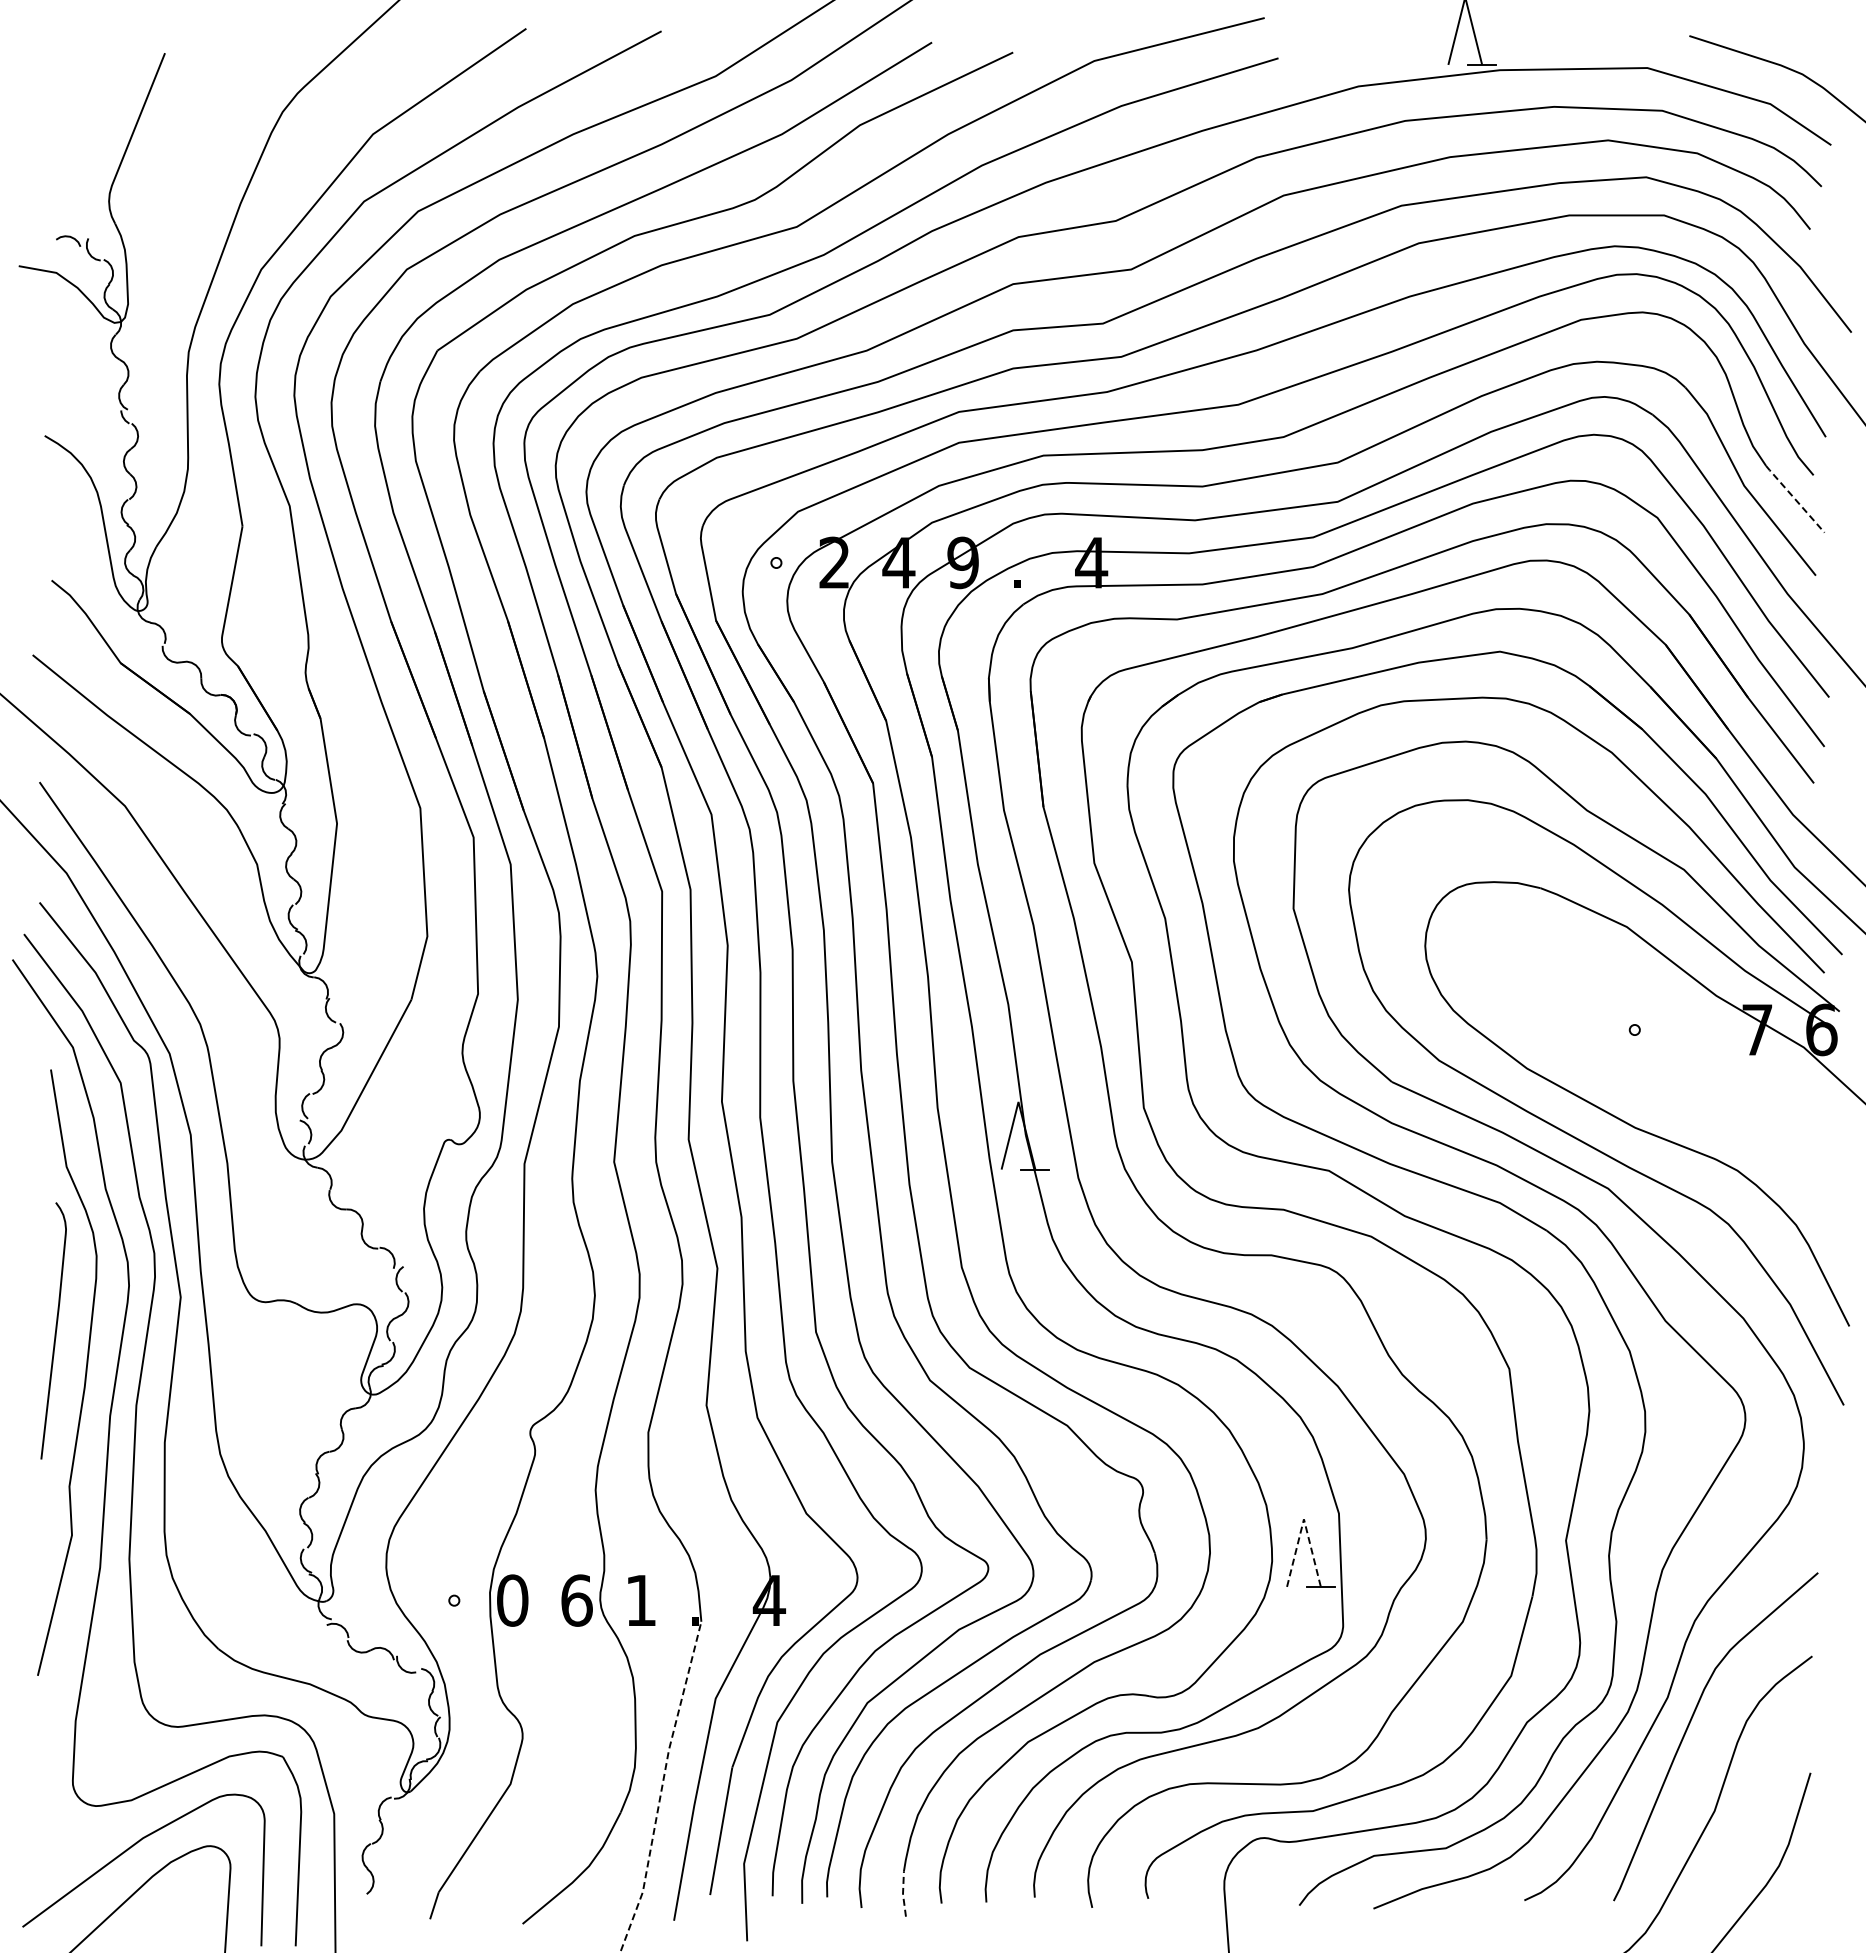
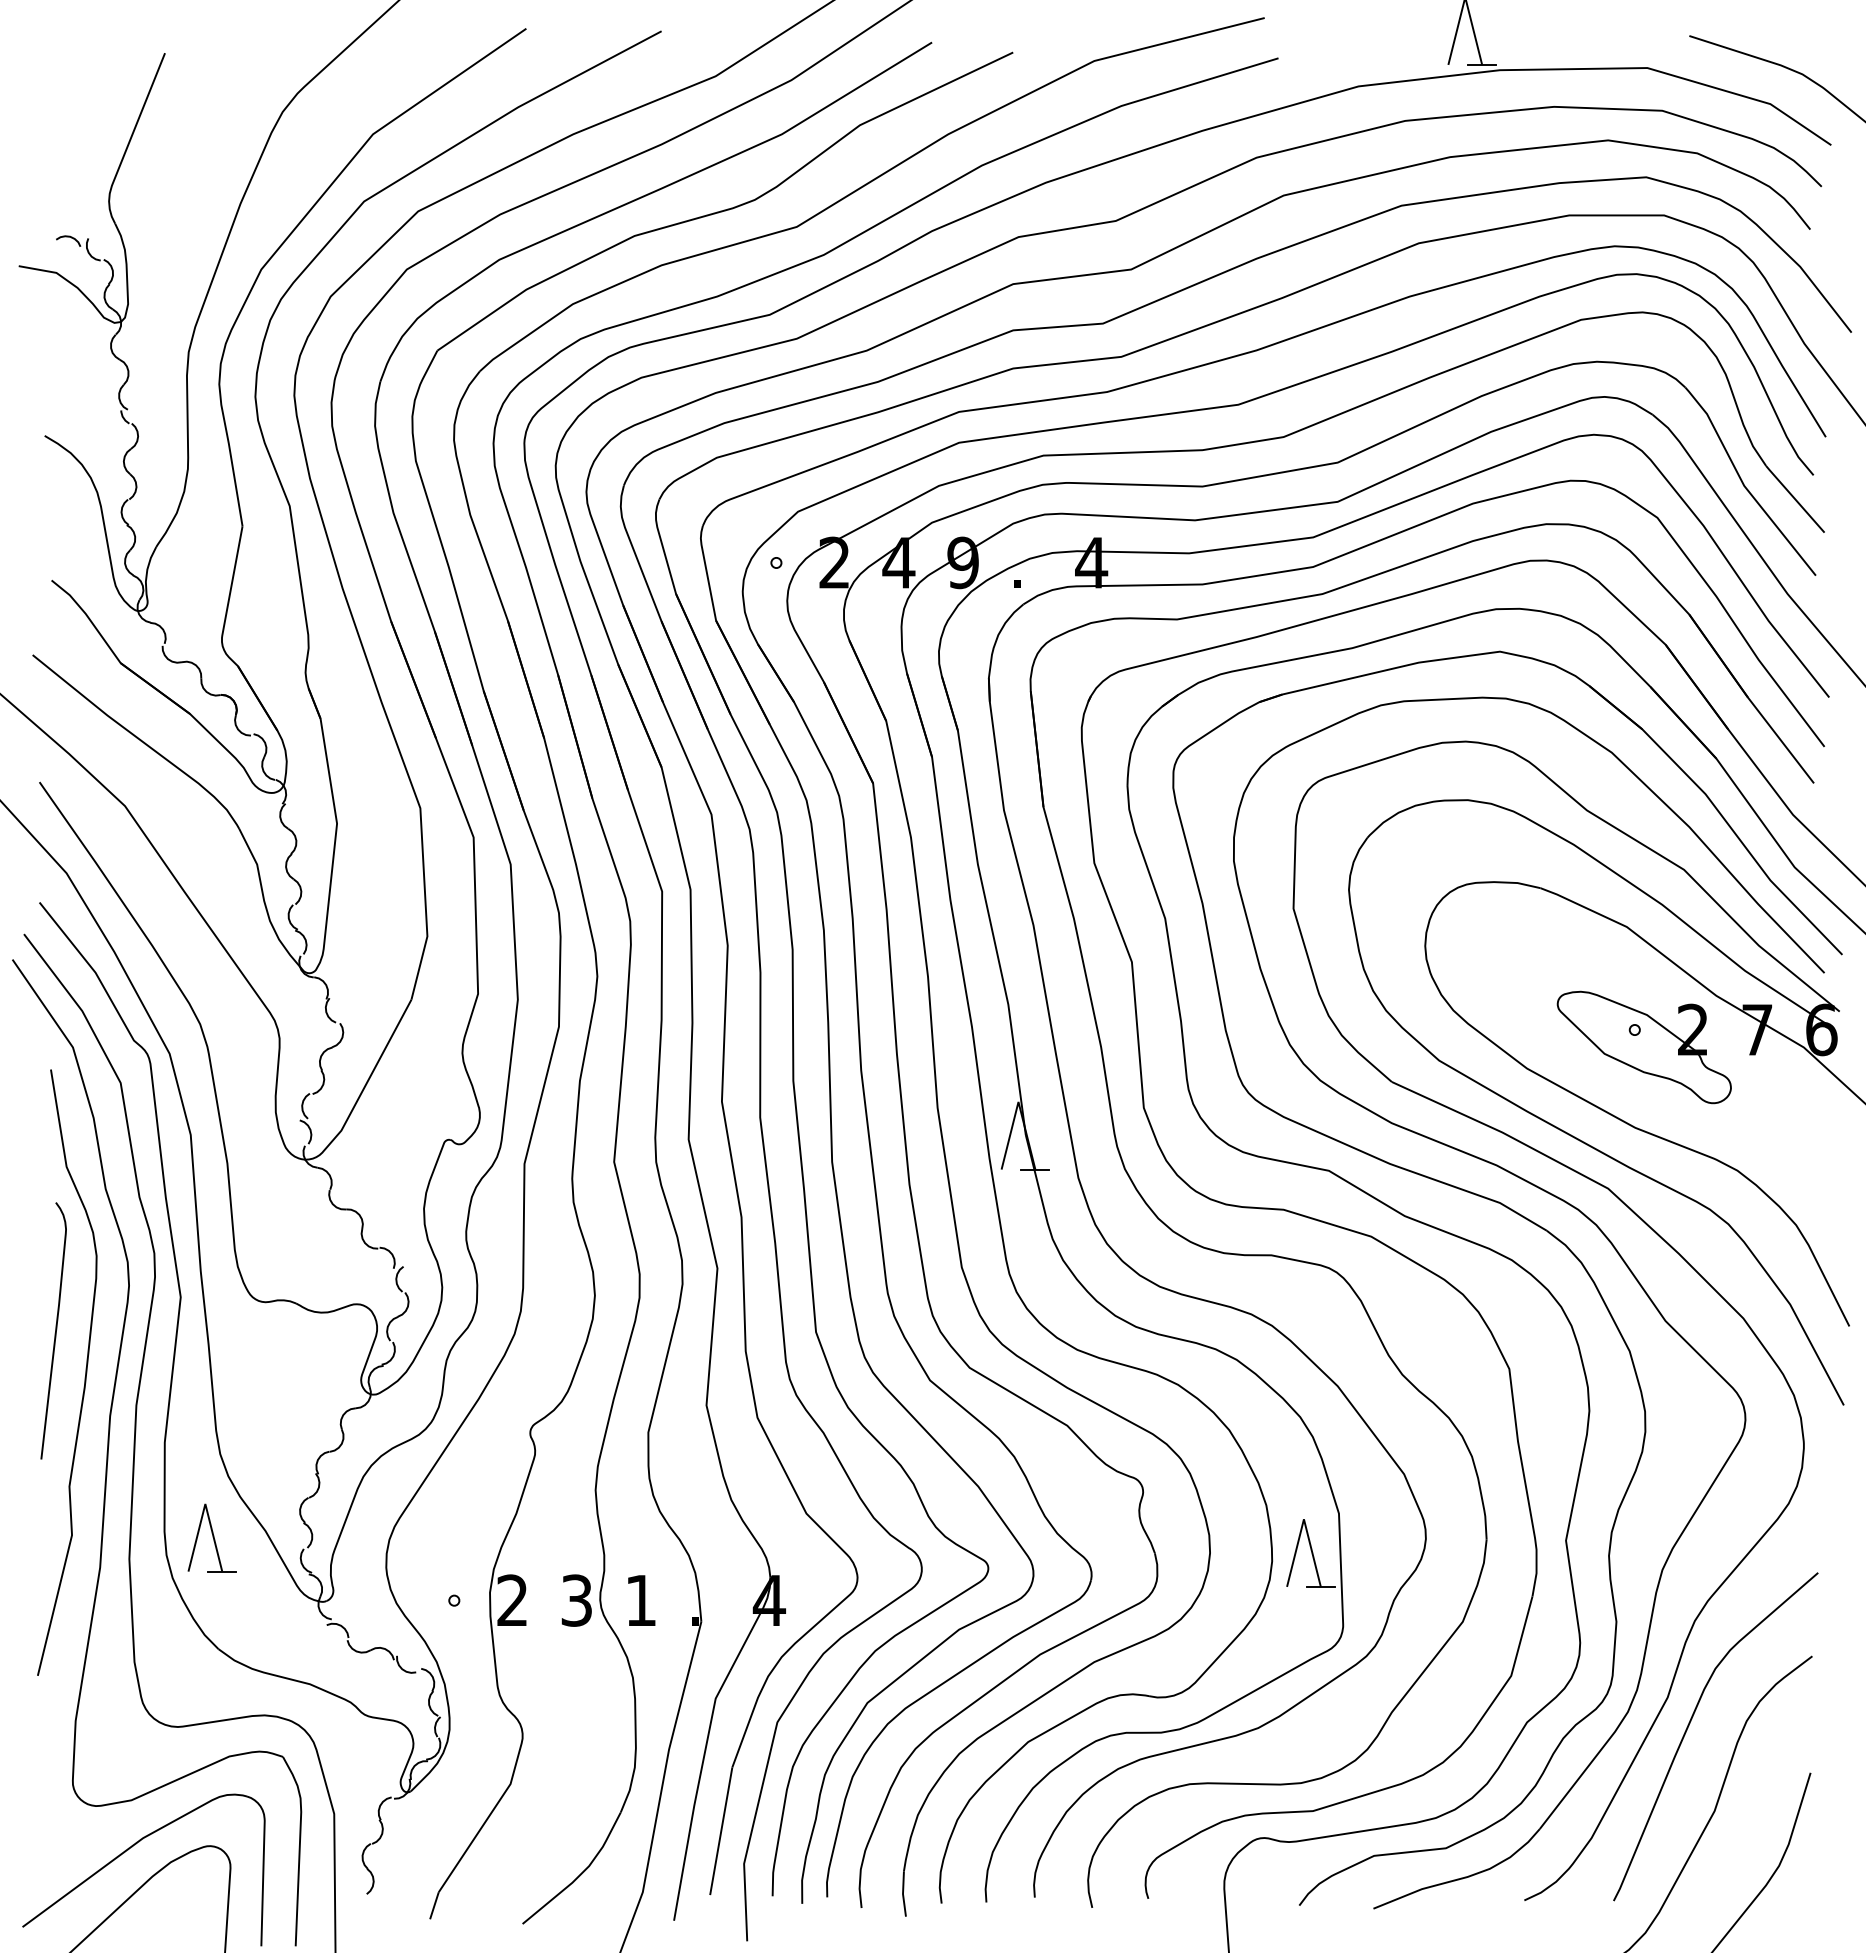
line: dashed -> solid (1795, 499)
part: none -> present (1643, 1047)
line: dashed -> solid (1303, 1519)
part: none -> present (211, 1537)
text: 0 -> 2 (512, 1600)
text: 6 -> 3 (576, 1600)
line: dashed -> solid (662, 1787)
line: dashed -> solid (903, 1894)
